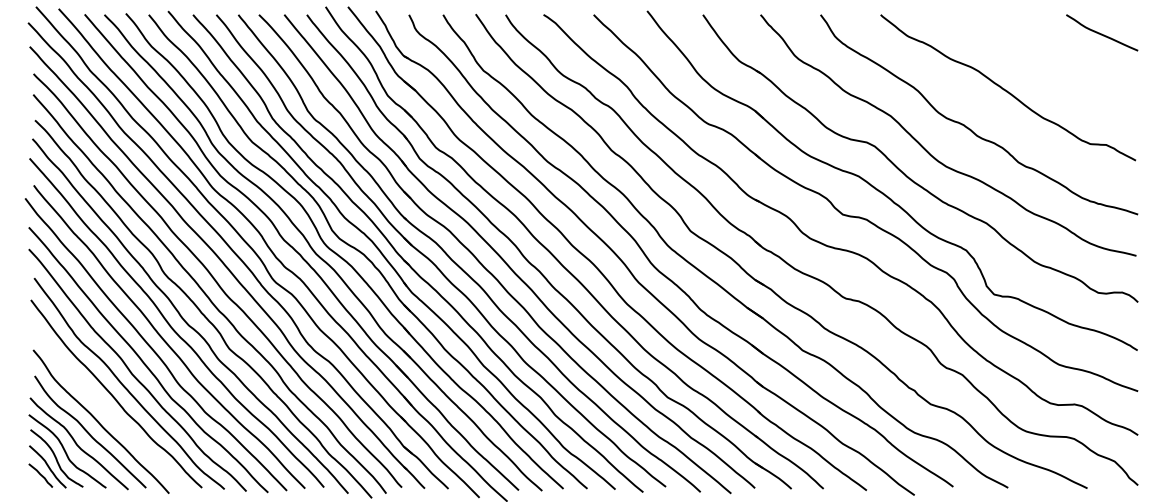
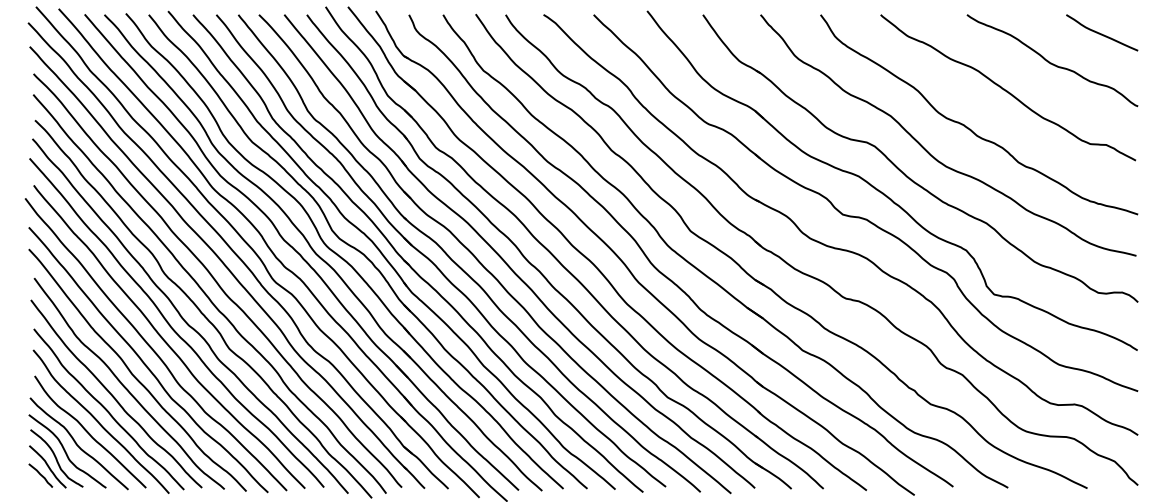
curve: none -> present (1051, 62)
curve: none -> present (107, 409)
